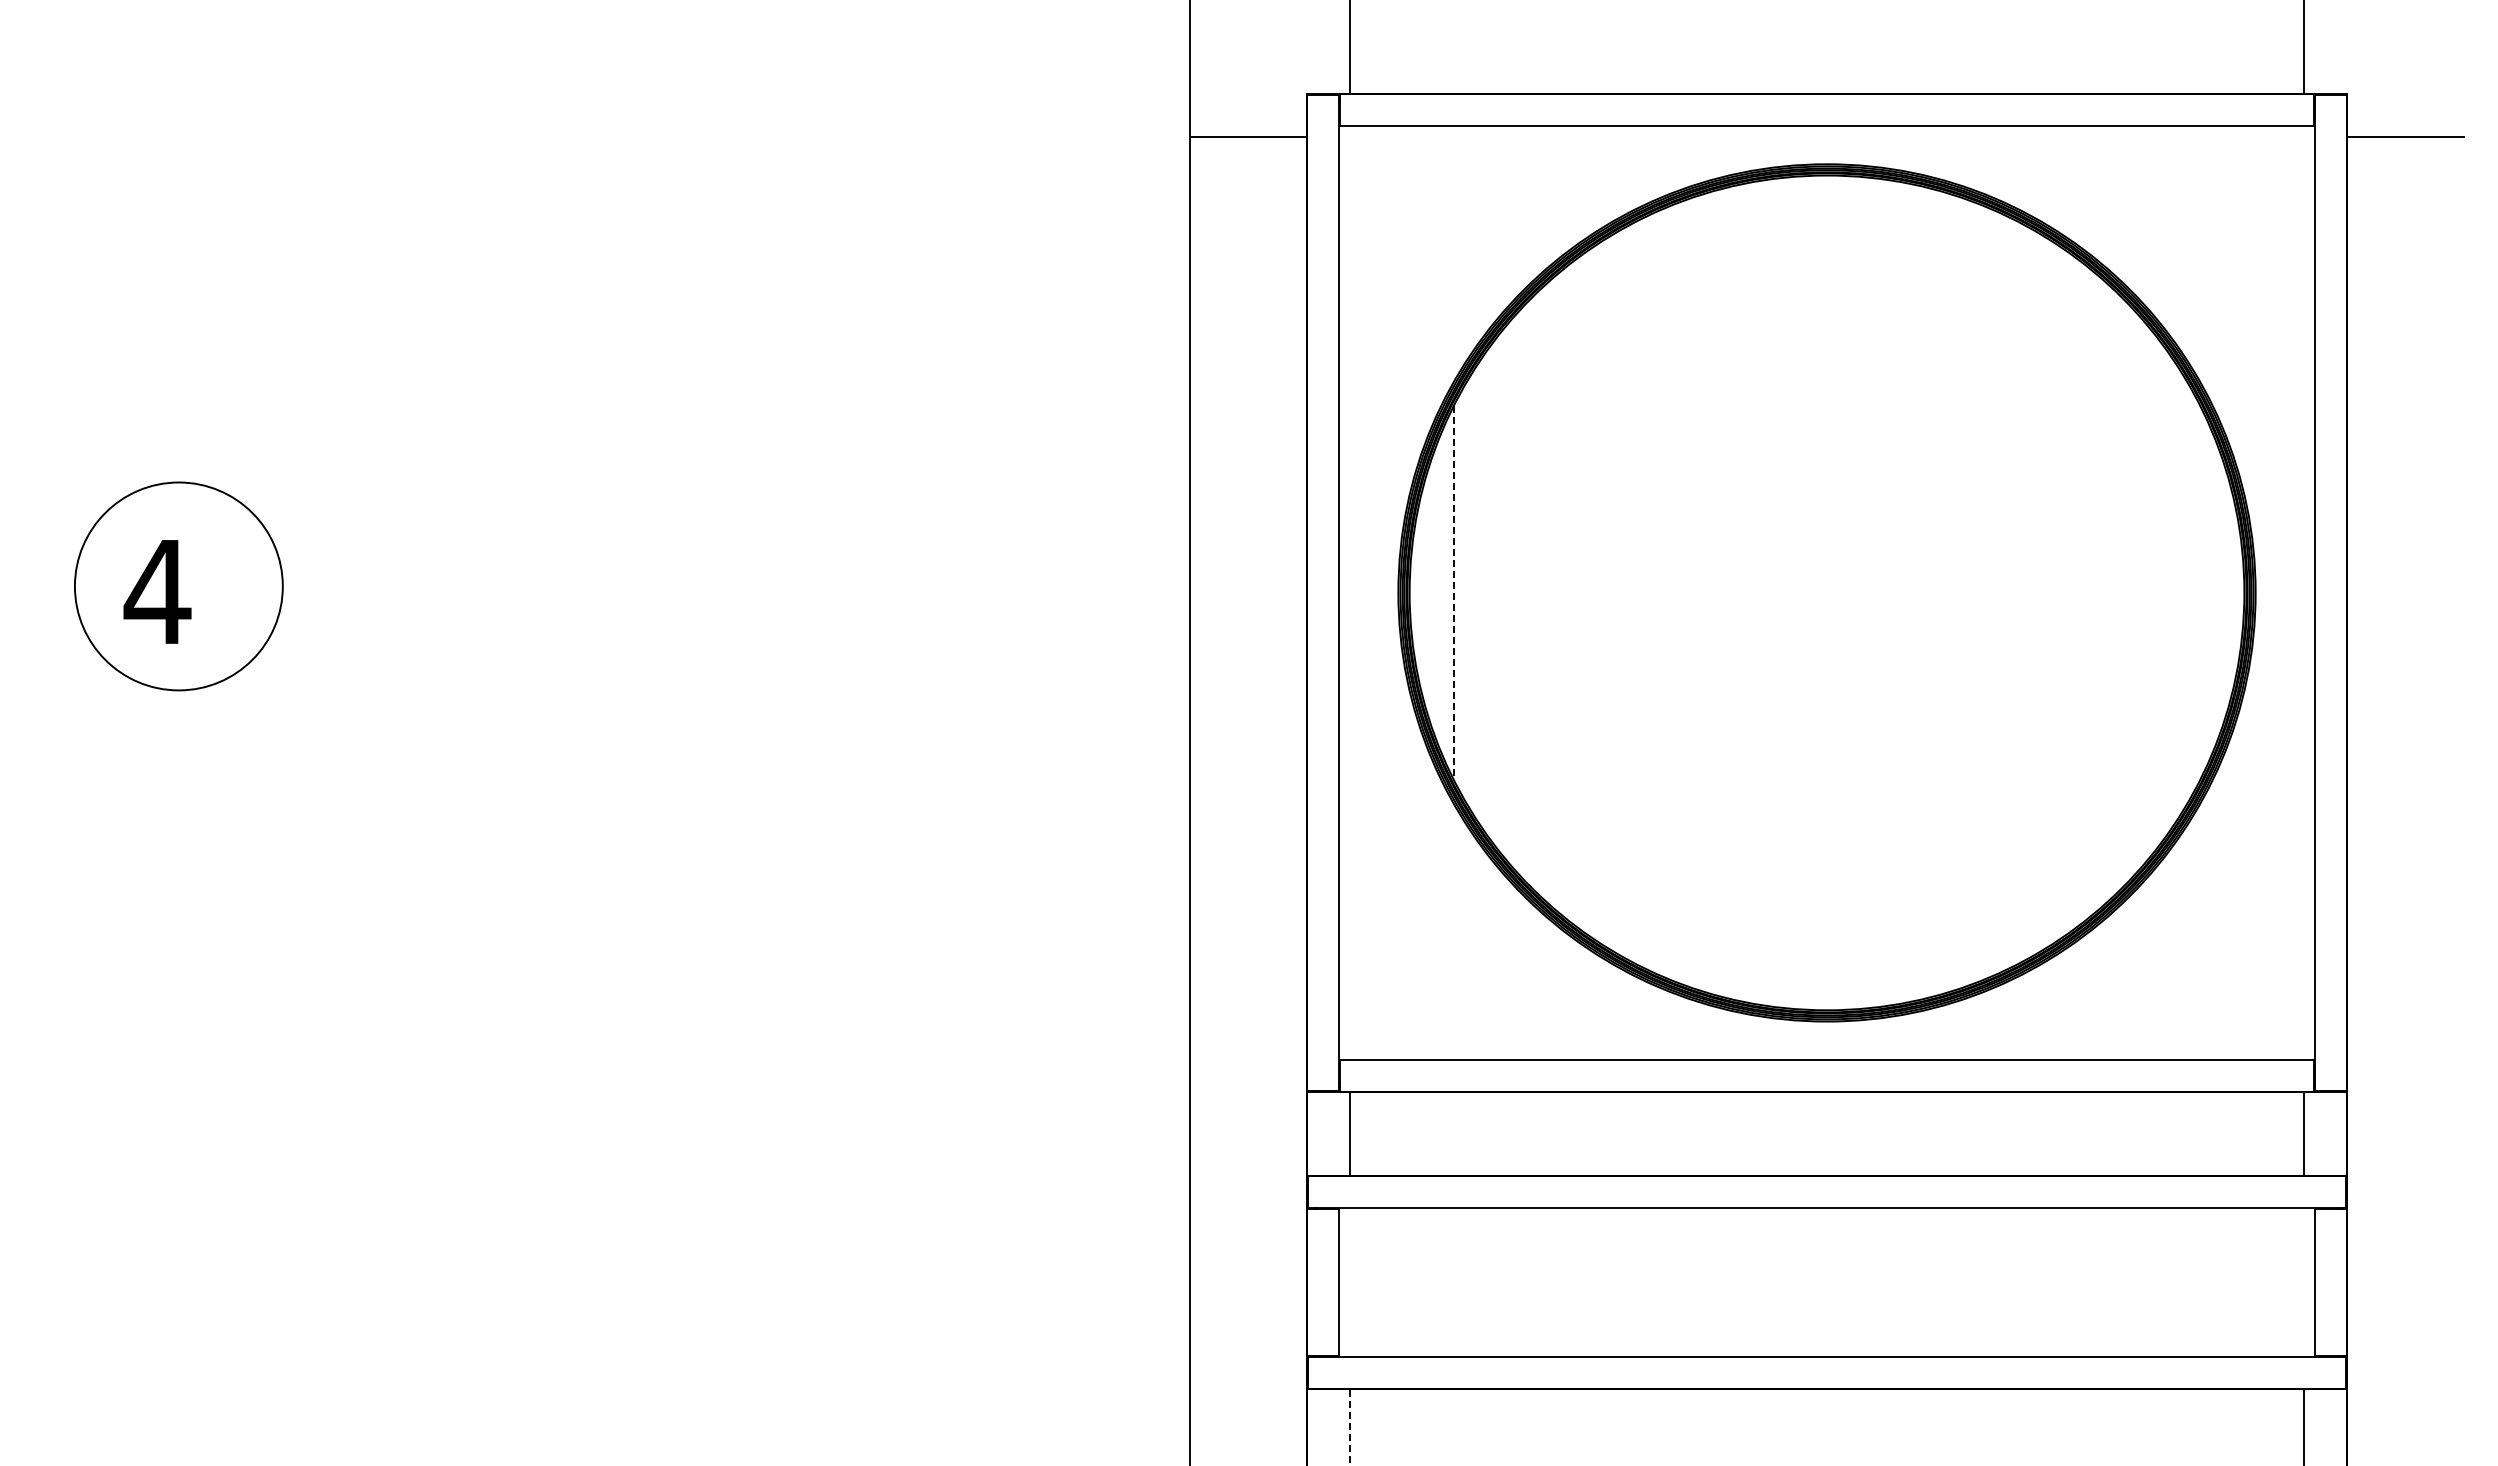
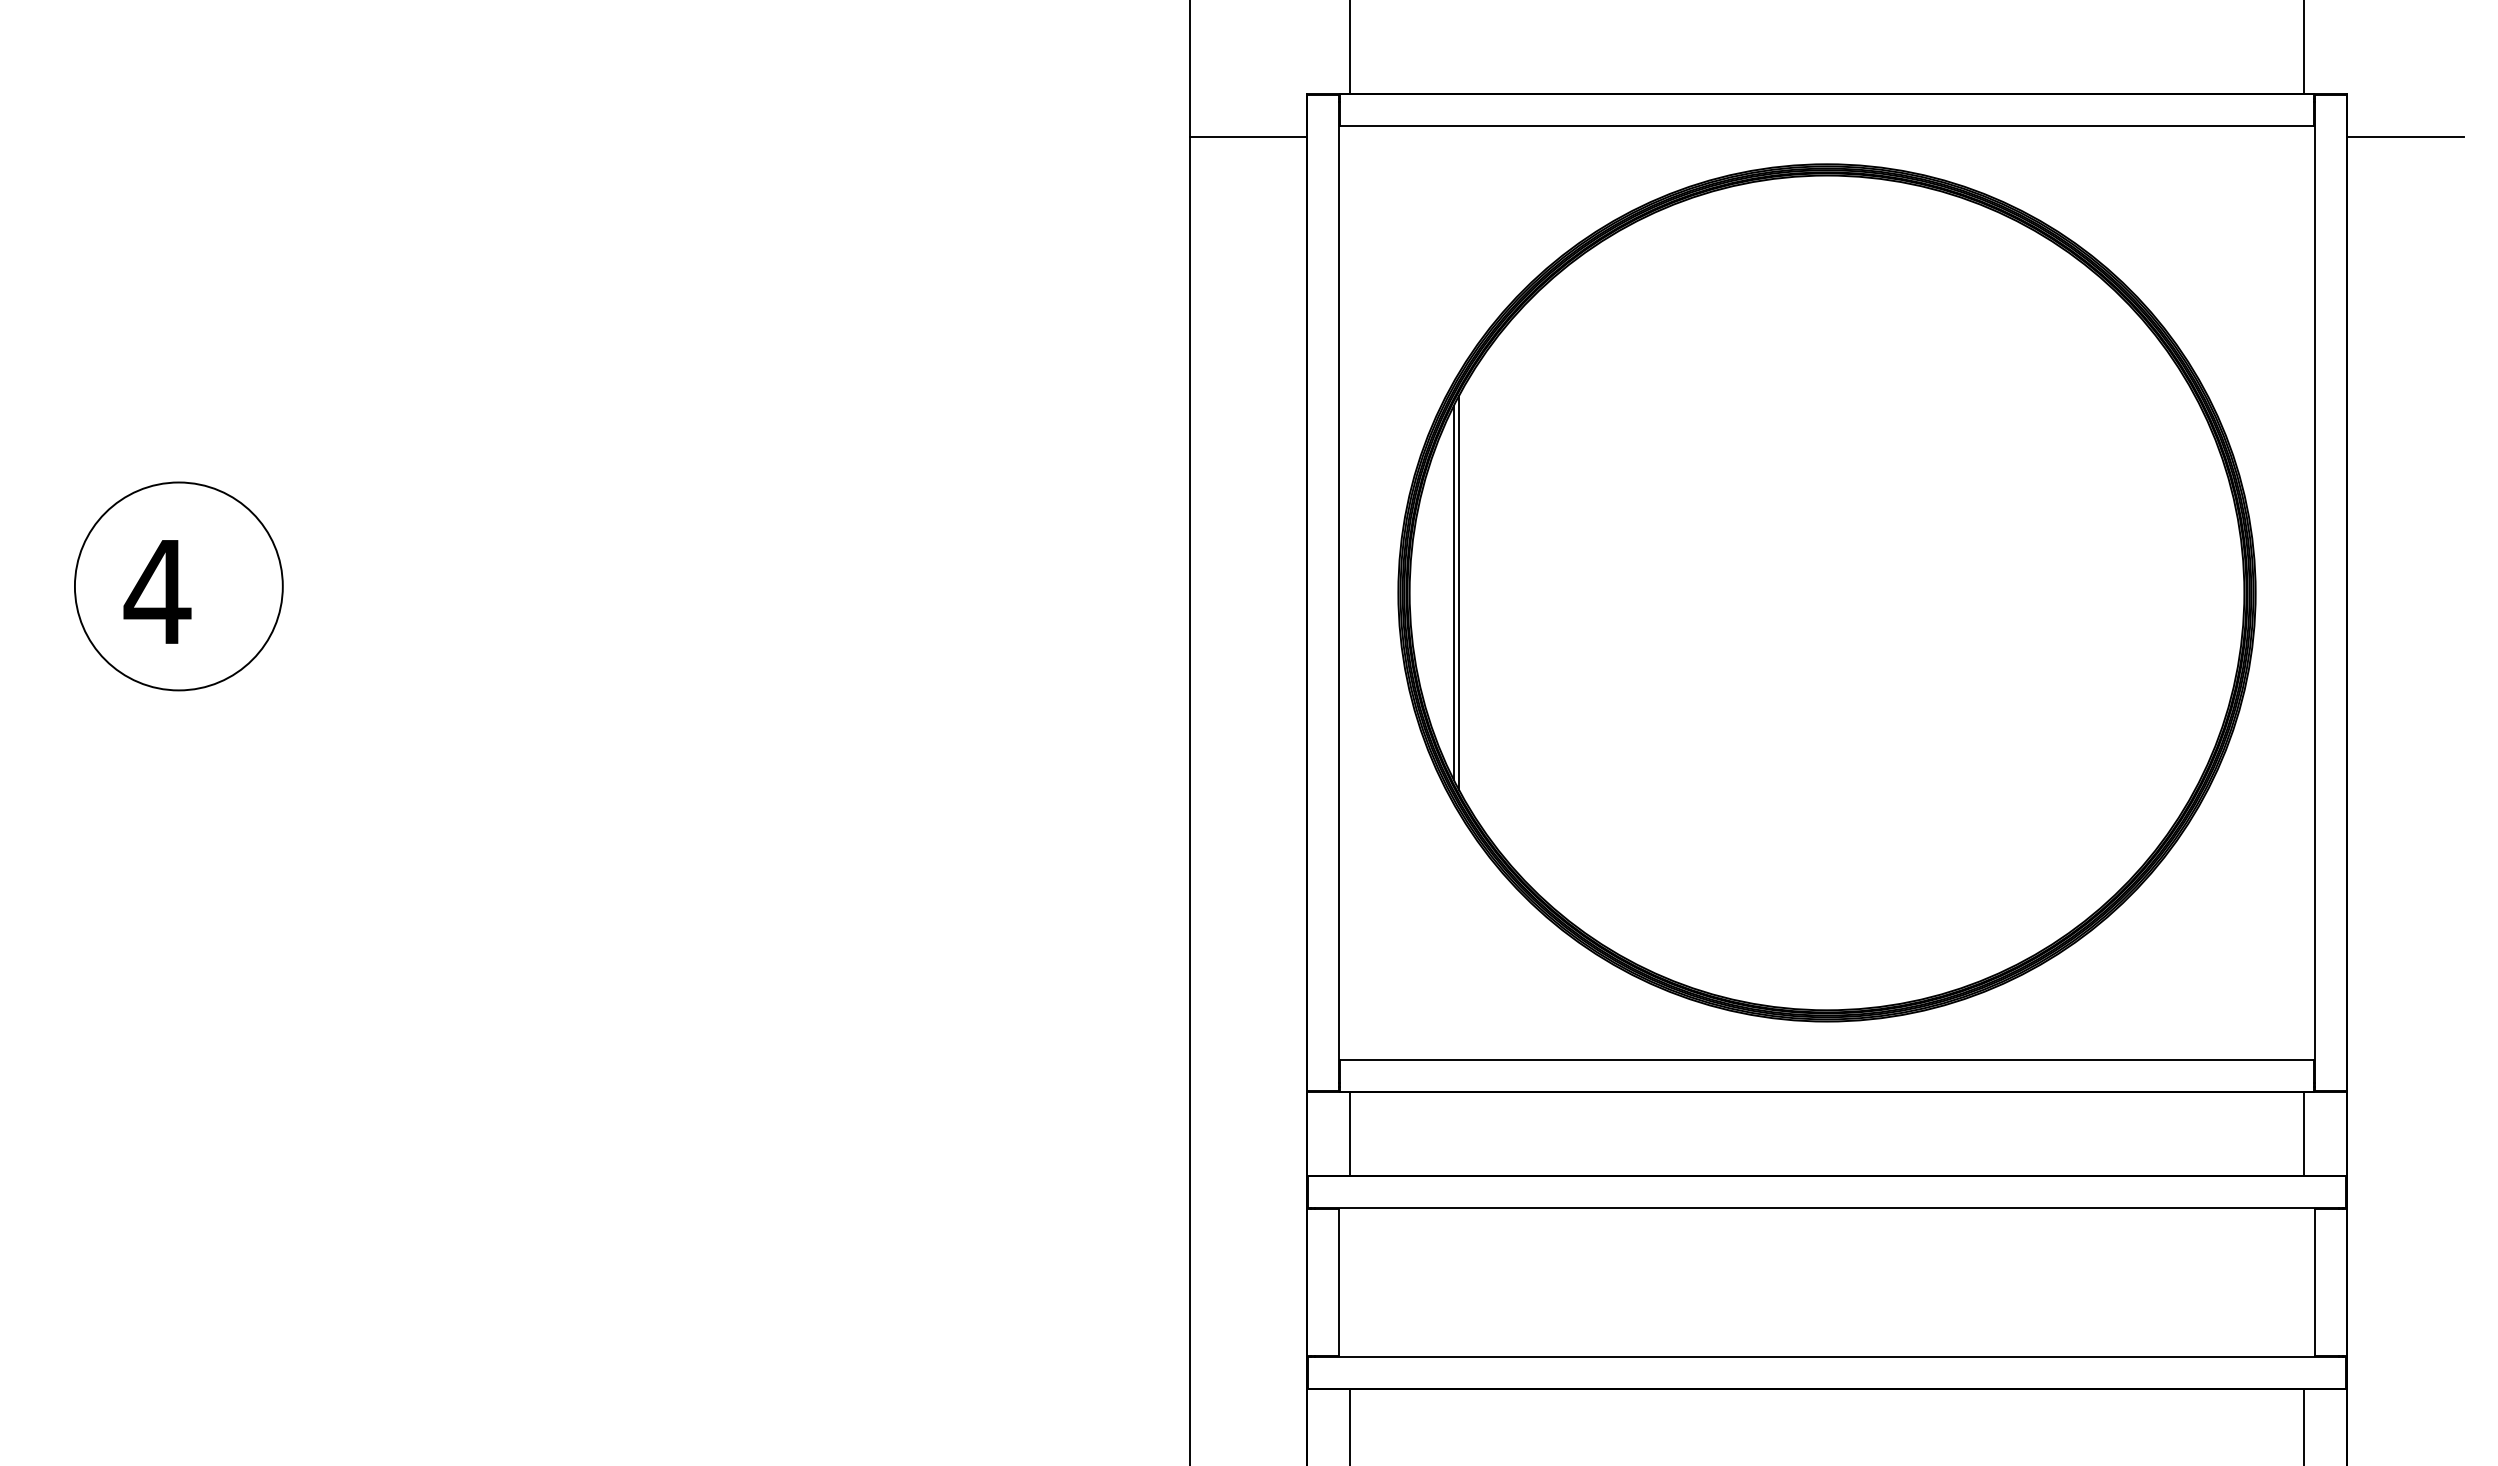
line: none -> present (1458, 592)
line: dashed -> solid (1453, 593)
line: dashed -> solid (1349, 1426)
